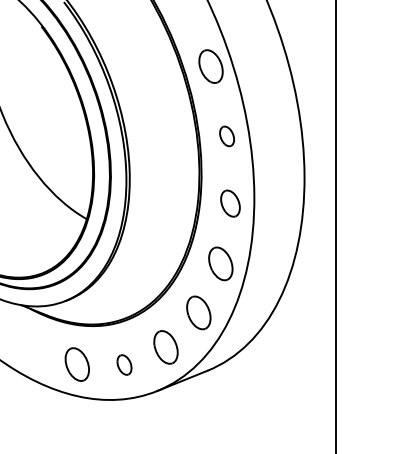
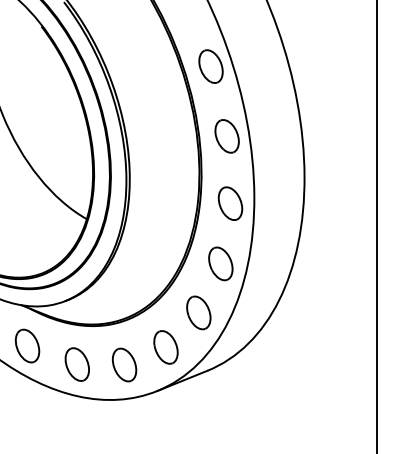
part size: 16x23 px -> 26x35 px (226, 136)
part size: 21x29 px -> 27x35 px (230, 203)
line position: (335, 226) -> (376, 226) (376, 226)
part: none -> present (27, 345)
part size: 17x22 px -> 27x36 px (124, 364)
